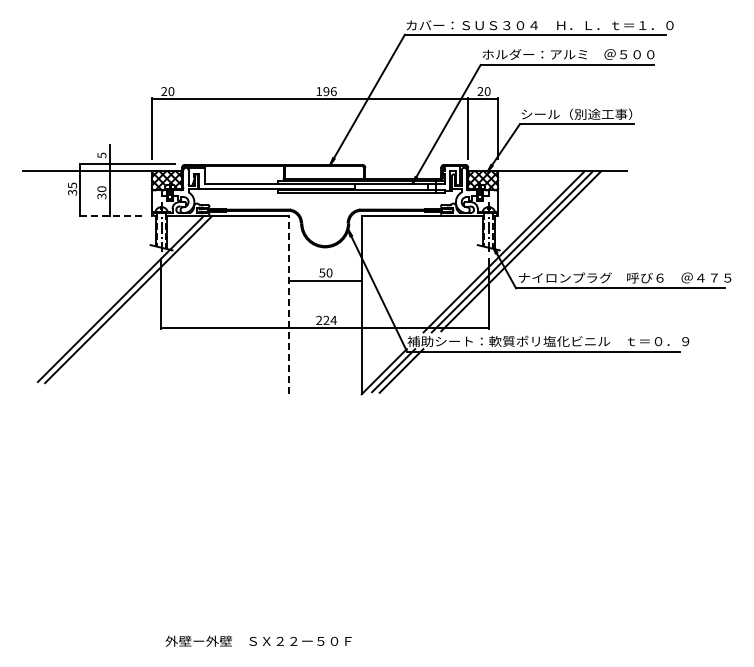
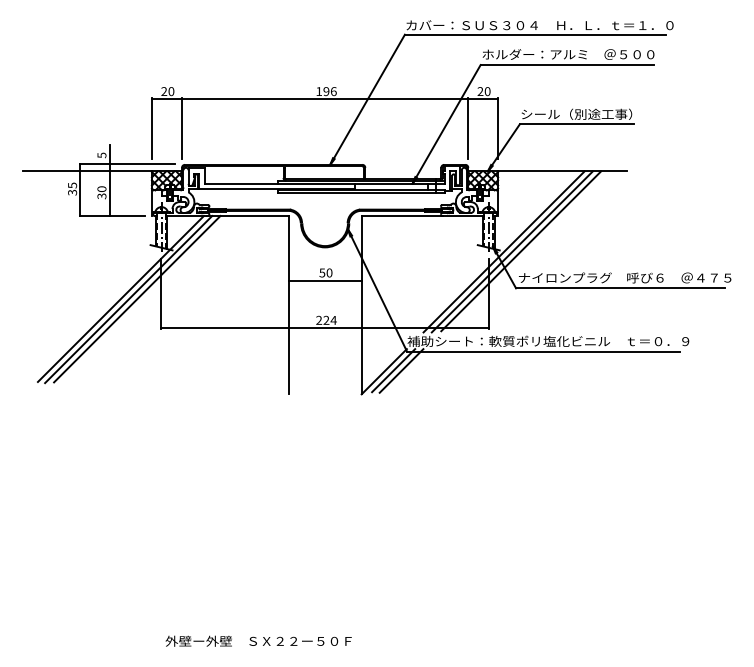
line: none -> present (181, 128)
line: dashed -> solid (112, 215)
line: none -> present (137, 298)
line: dashed -> solid (288, 304)
